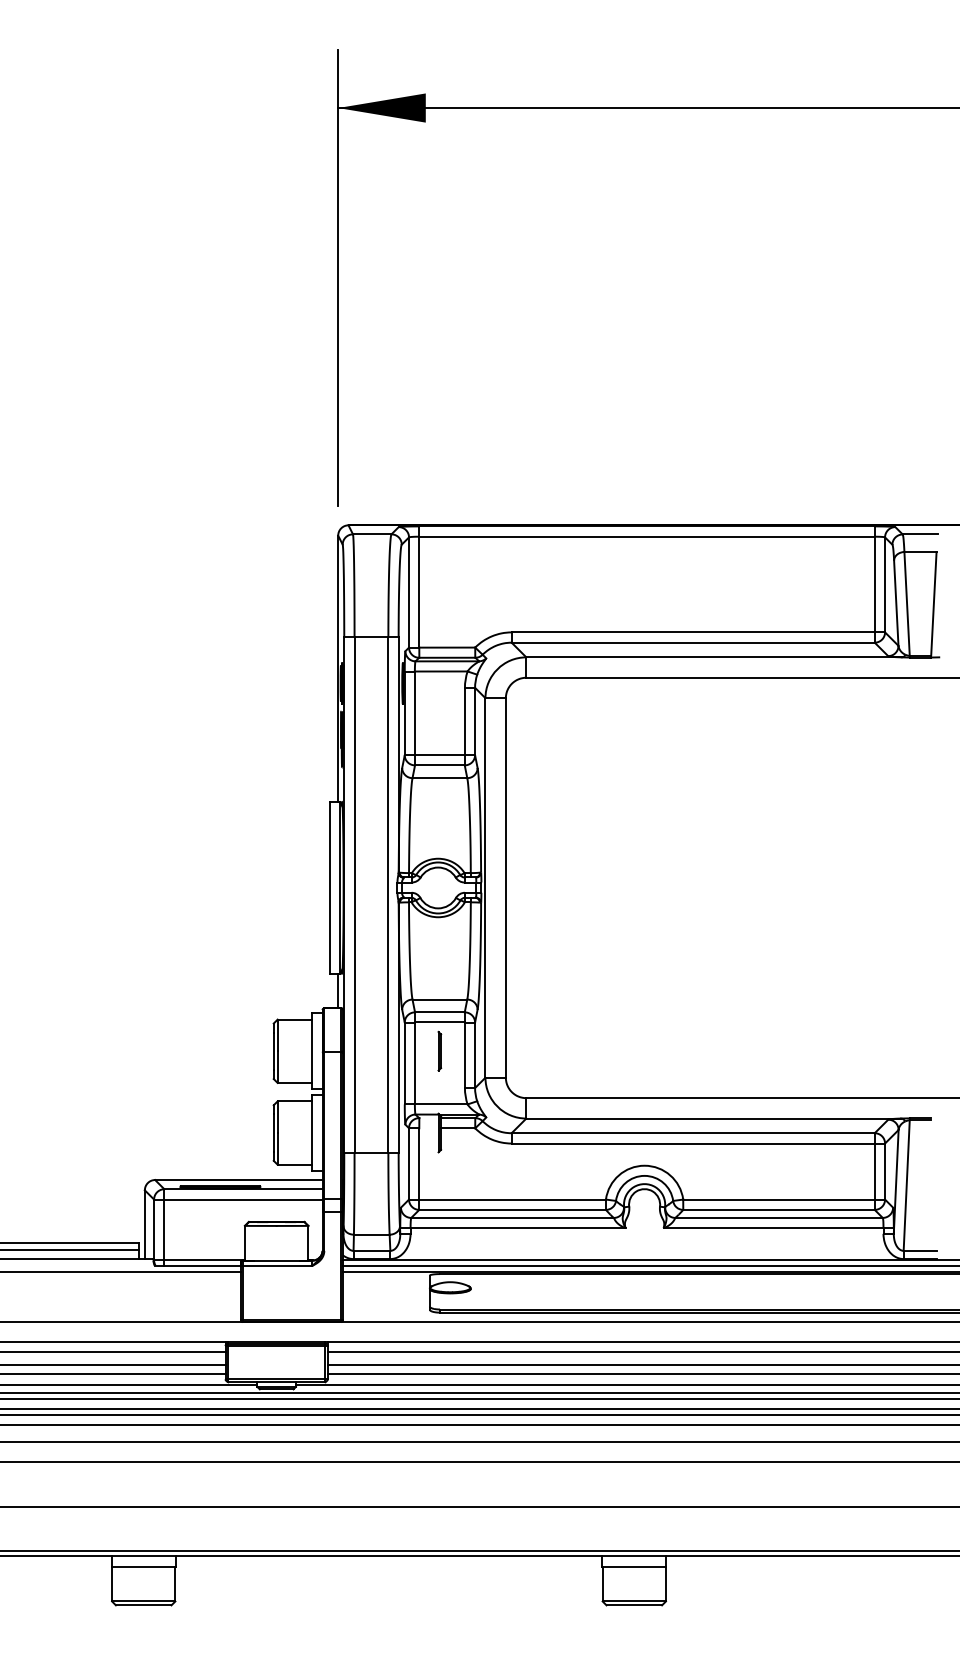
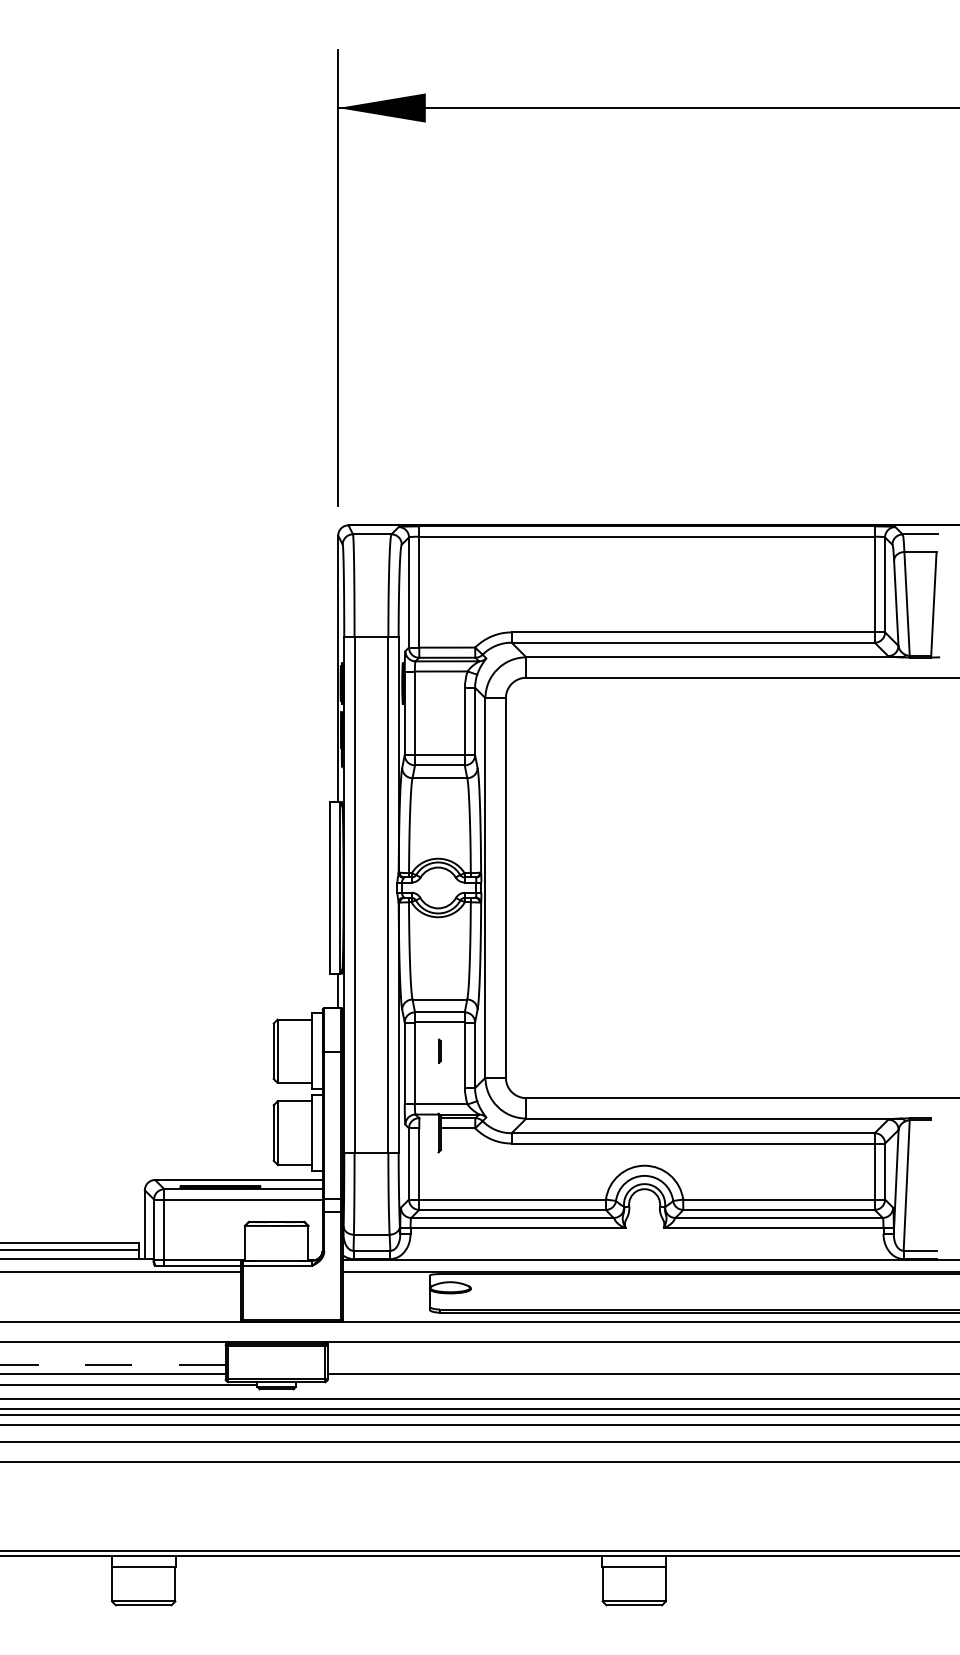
part size: 6x42 px -> 4x26 px (439, 1050)
line: present -> none (649, 1265)
line: present -> none (113, 1351)
line: present -> none (641, 1351)
line: solid -> dashed (112, 1365)
line: present -> none (641, 1365)
line: present -> none (625, 1384)
line: present -> none (479, 1392)
line: present -> none (479, 1507)
